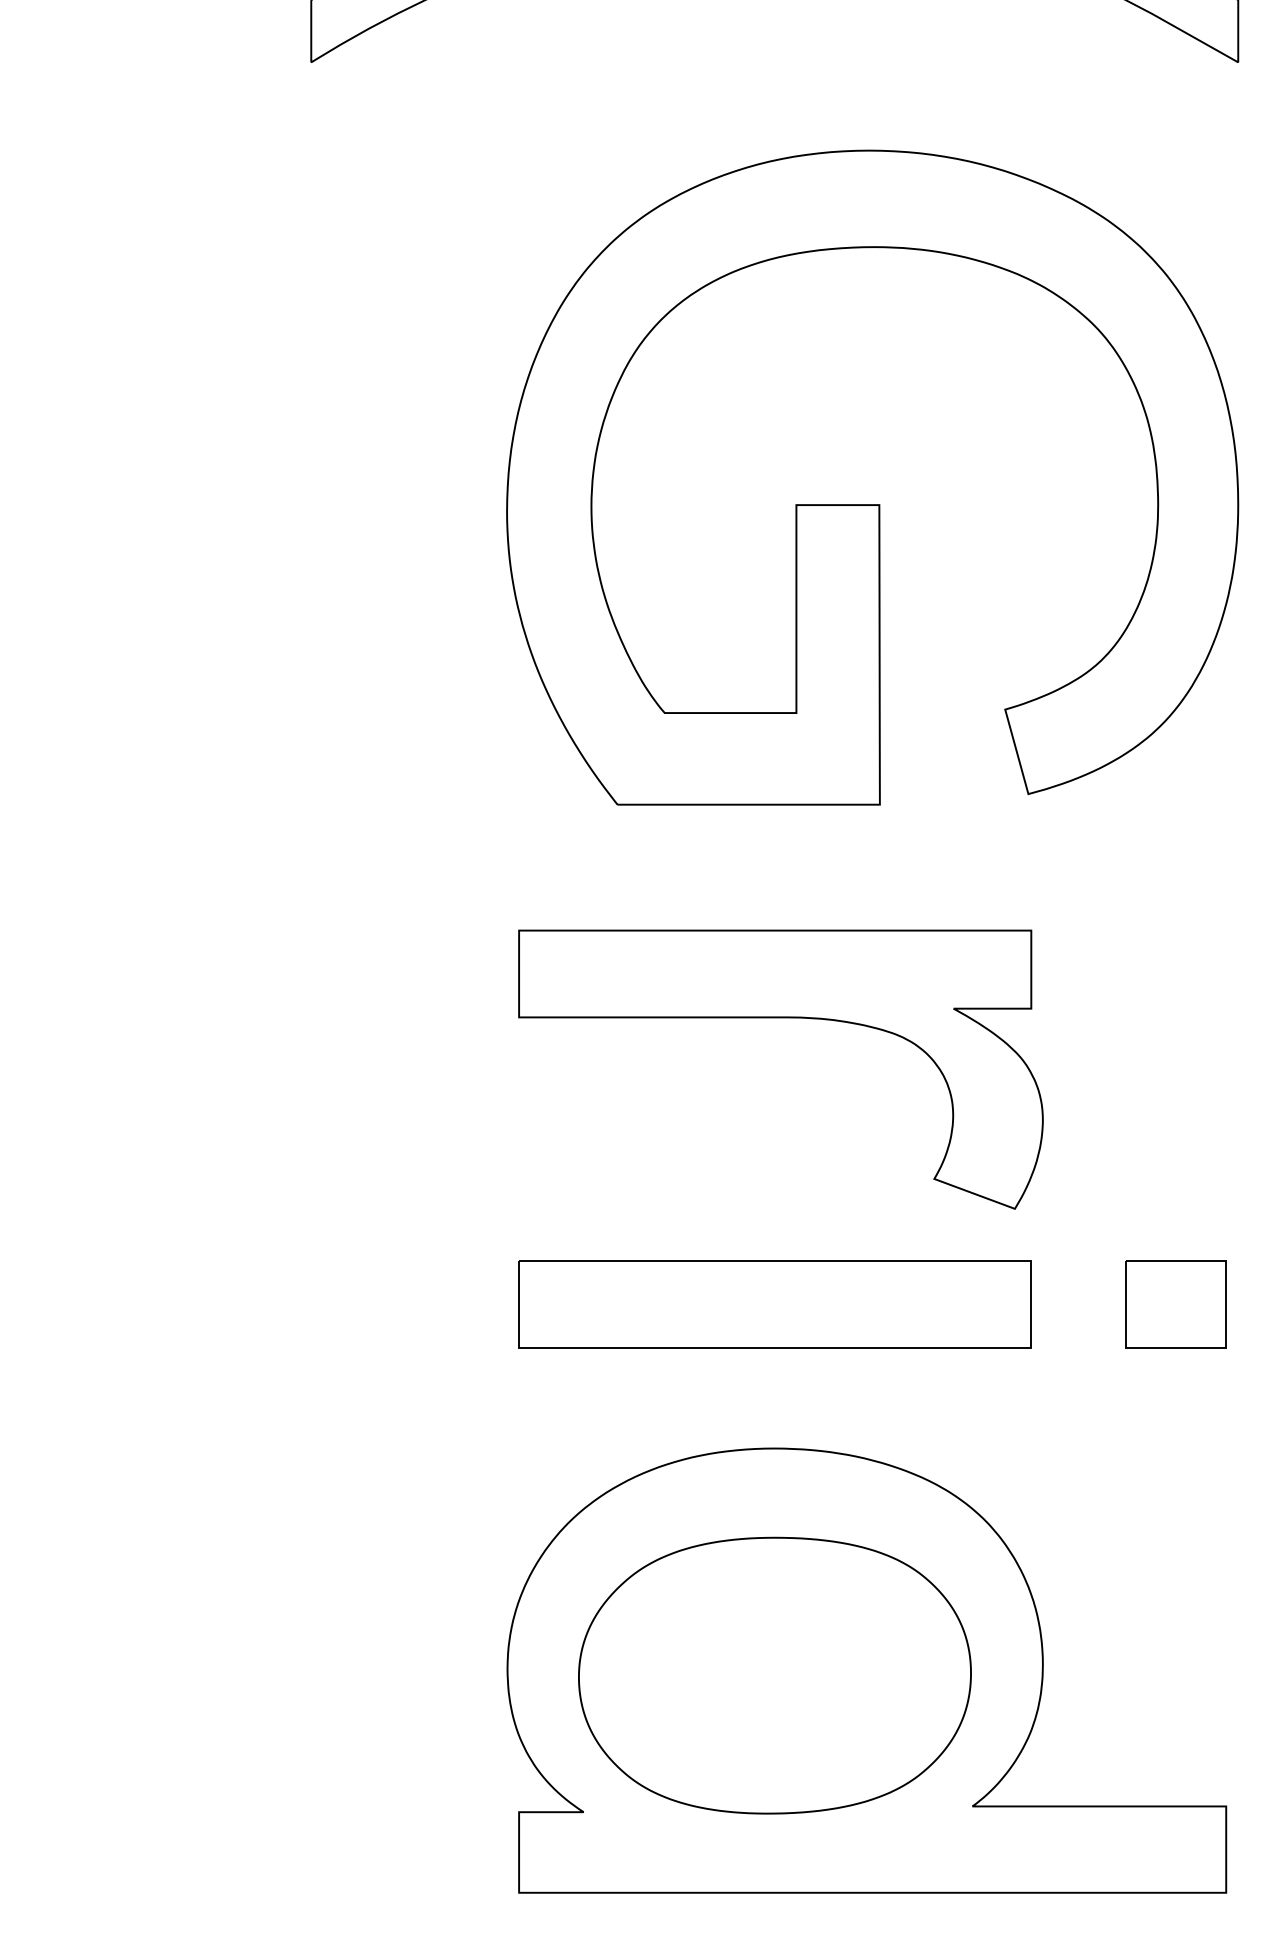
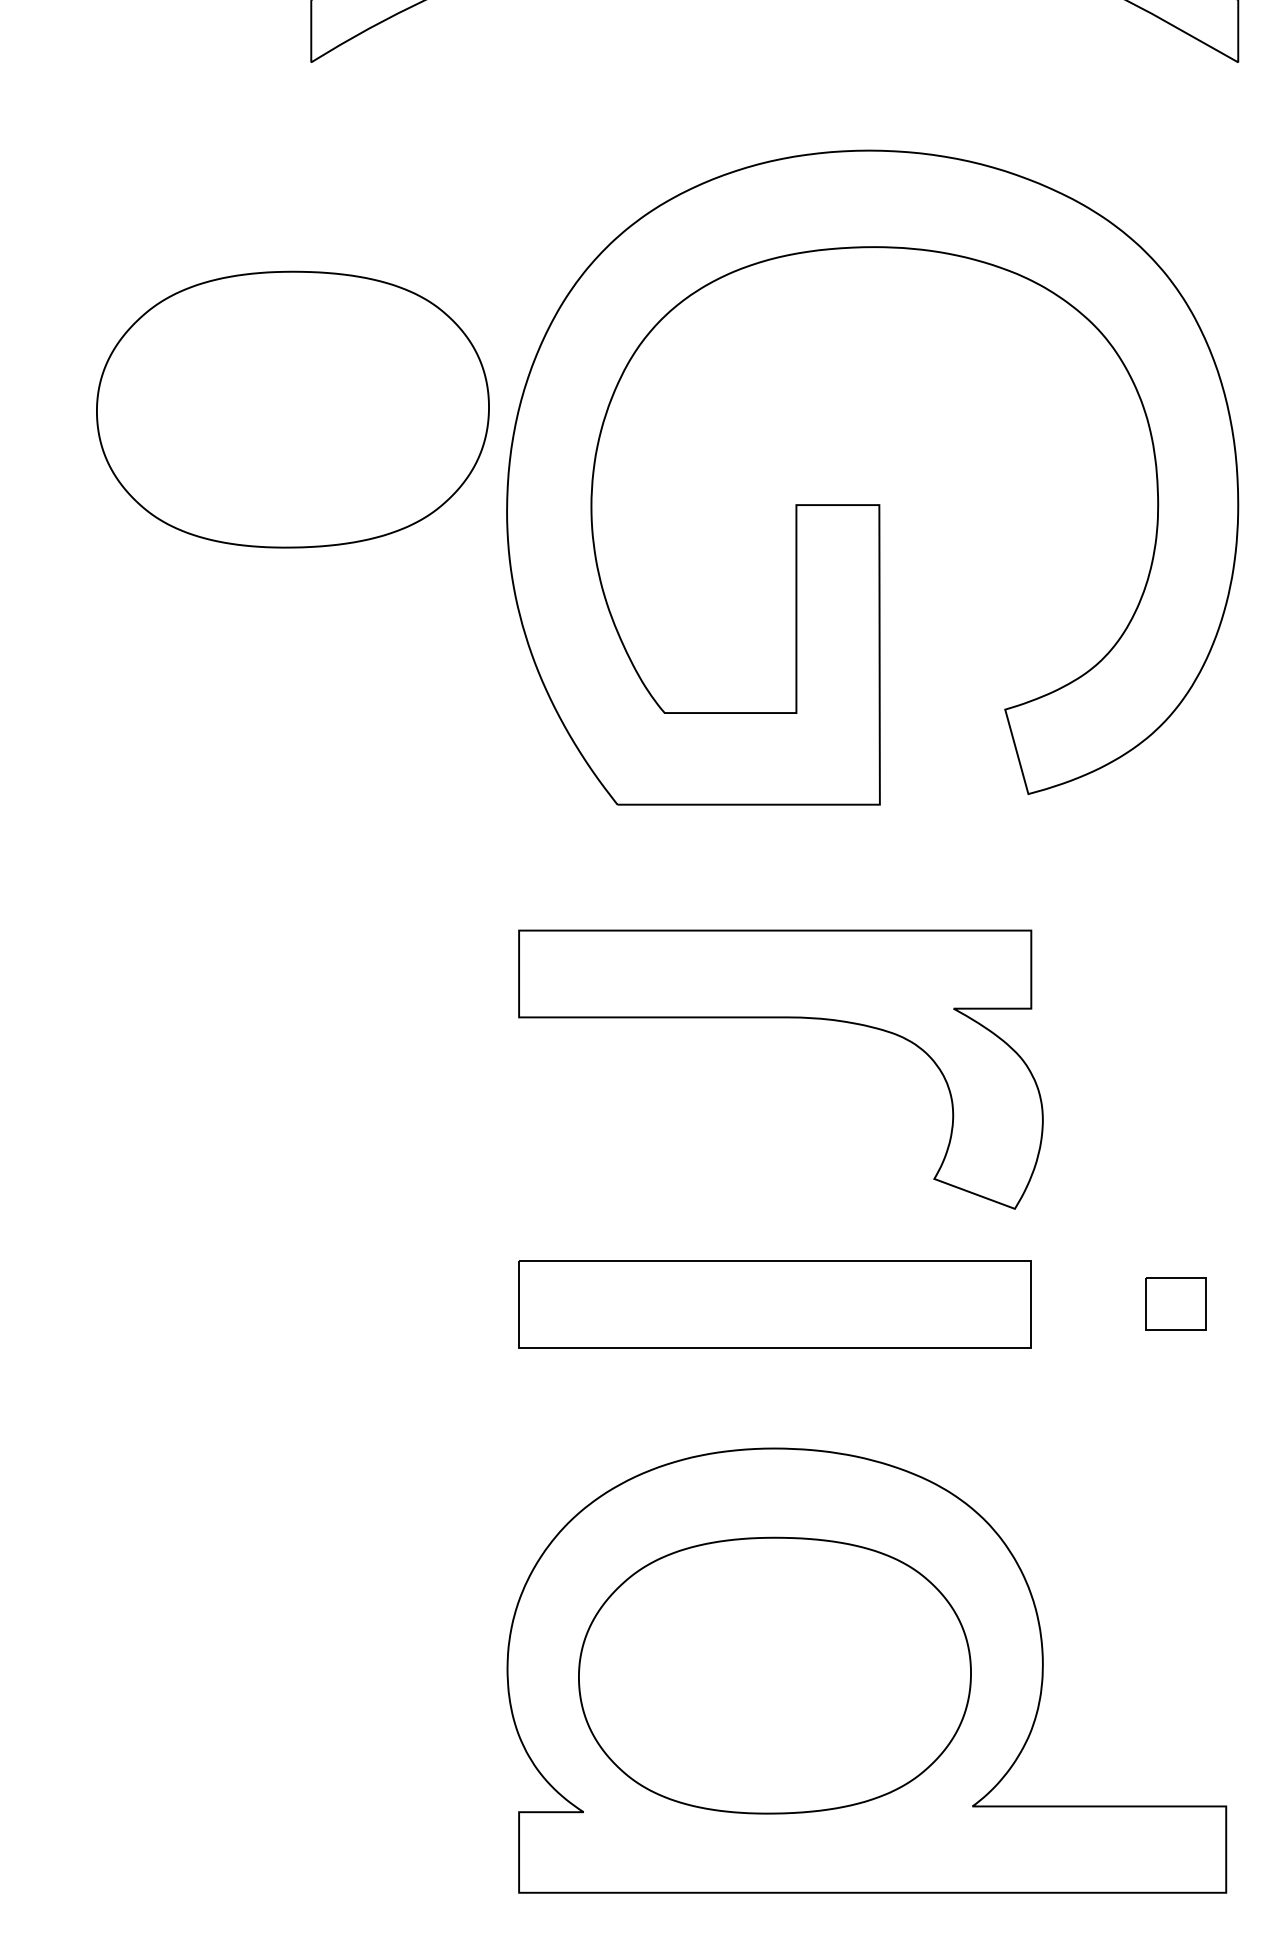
part: none -> present (292, 409)
part size: 102x89 px -> 62x54 px (1175, 1303)
